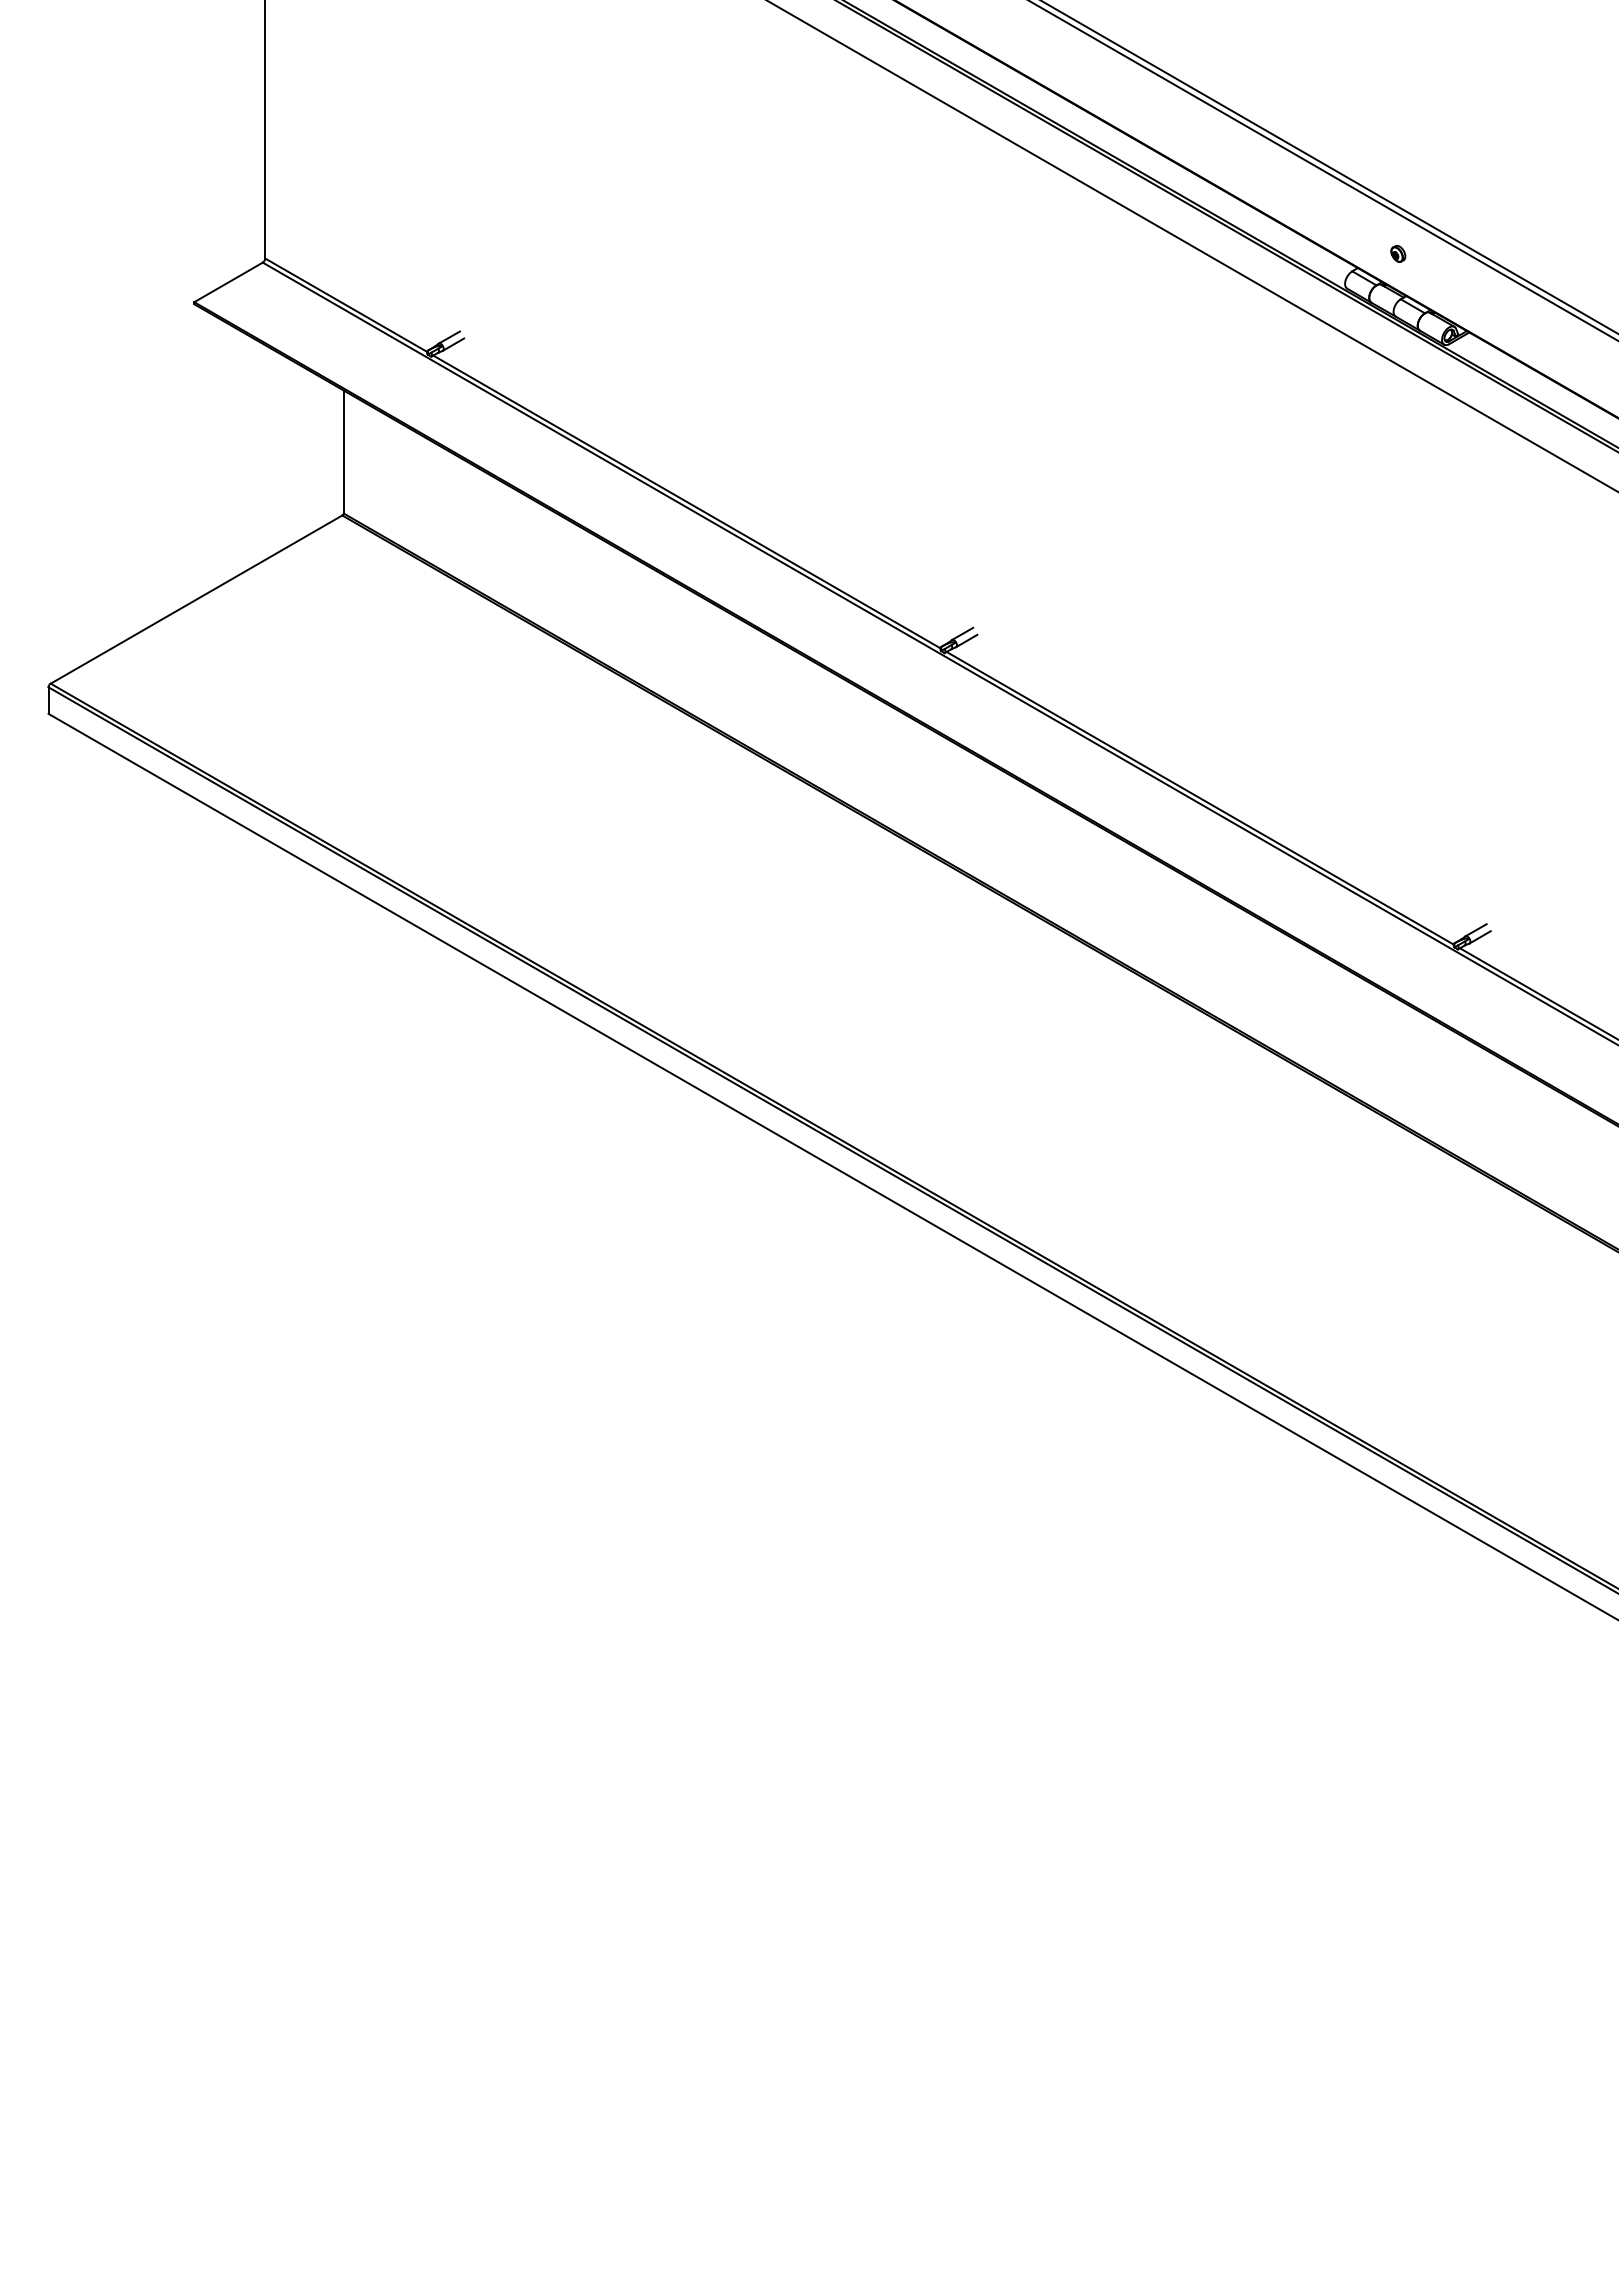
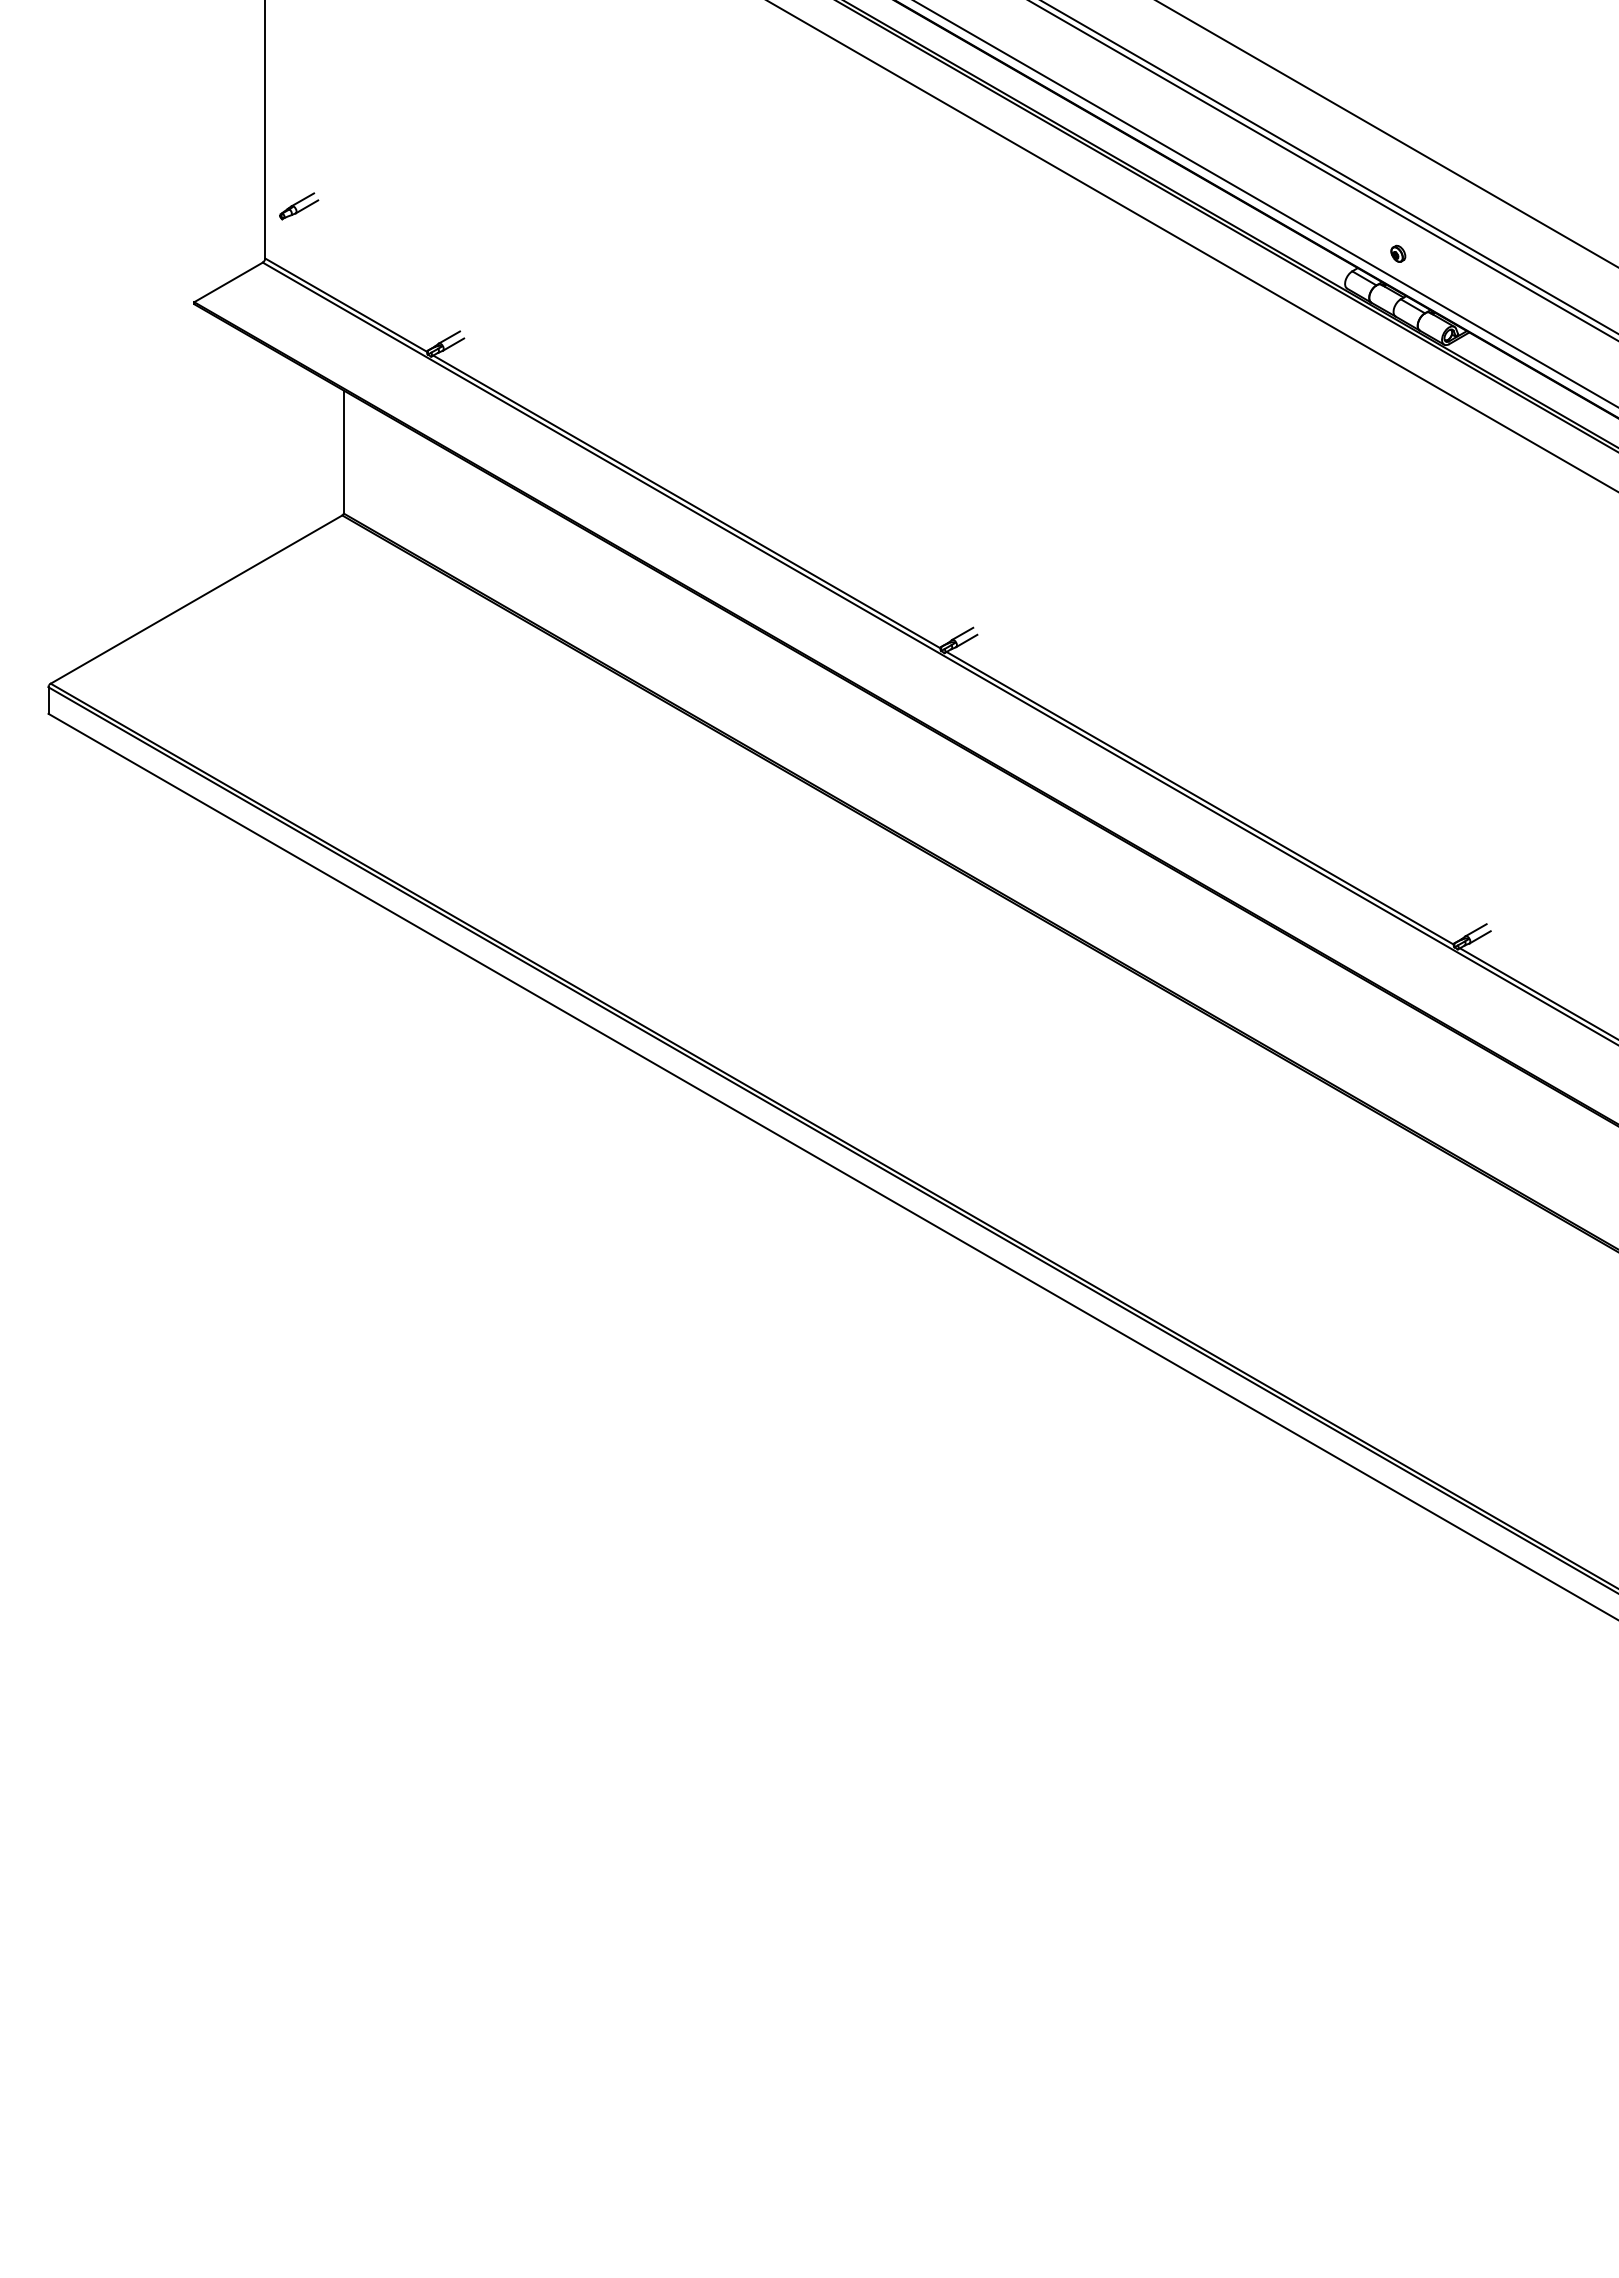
line: none -> present (1387, 133)
line: none -> present (1265, 203)
part: none -> present (299, 206)
